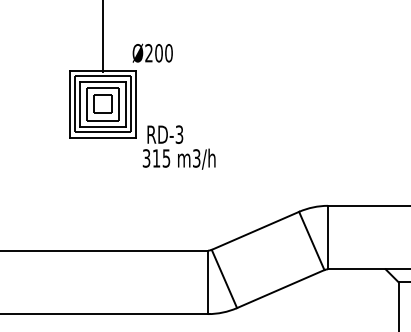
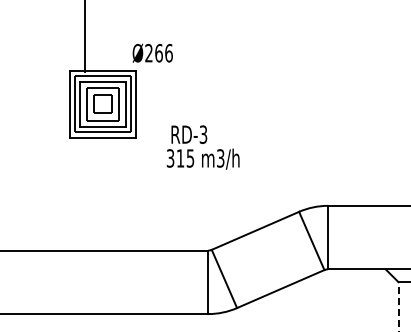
line position: (103, 36) -> (85, 36) (85, 36)
text: Ø200 -> Ø266 (163, 53)
text position: (178, 147) -> (202, 147) (202, 147)
line: solid -> dashed (398, 306)
